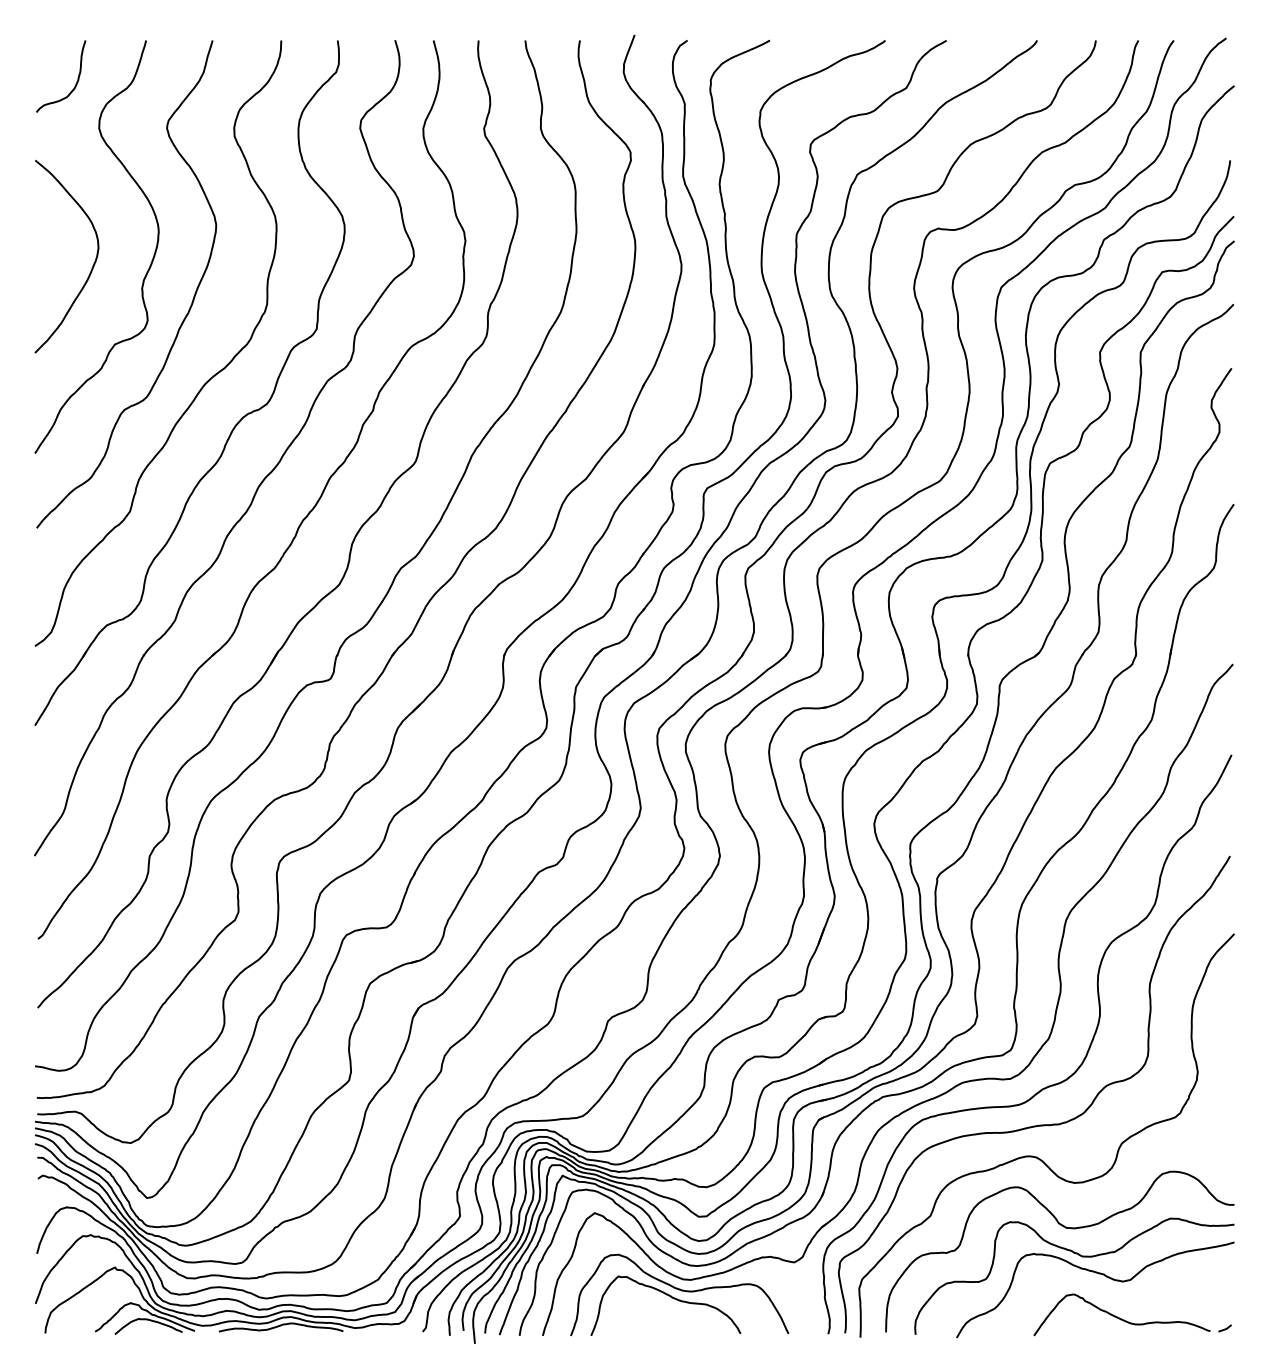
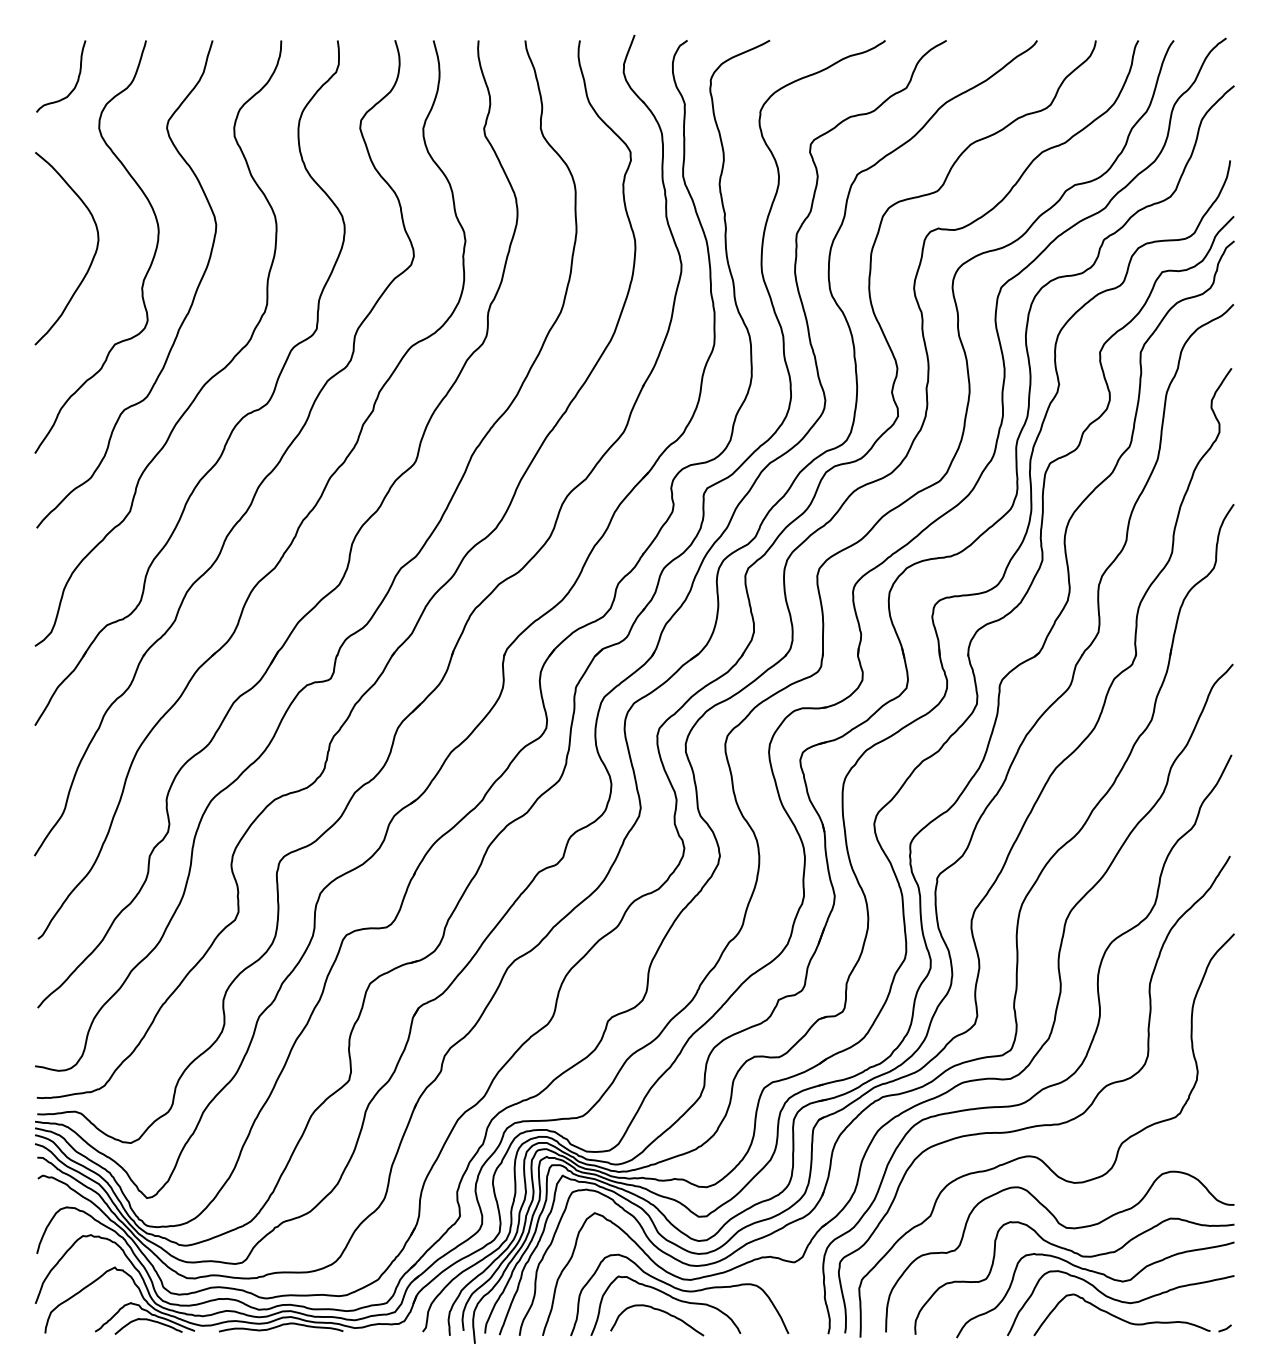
curve position: (92, 265) -> (92, 257) (92, 257)
curve: none -> present (1120, 1302)
curve: none -> present (660, 1311)
